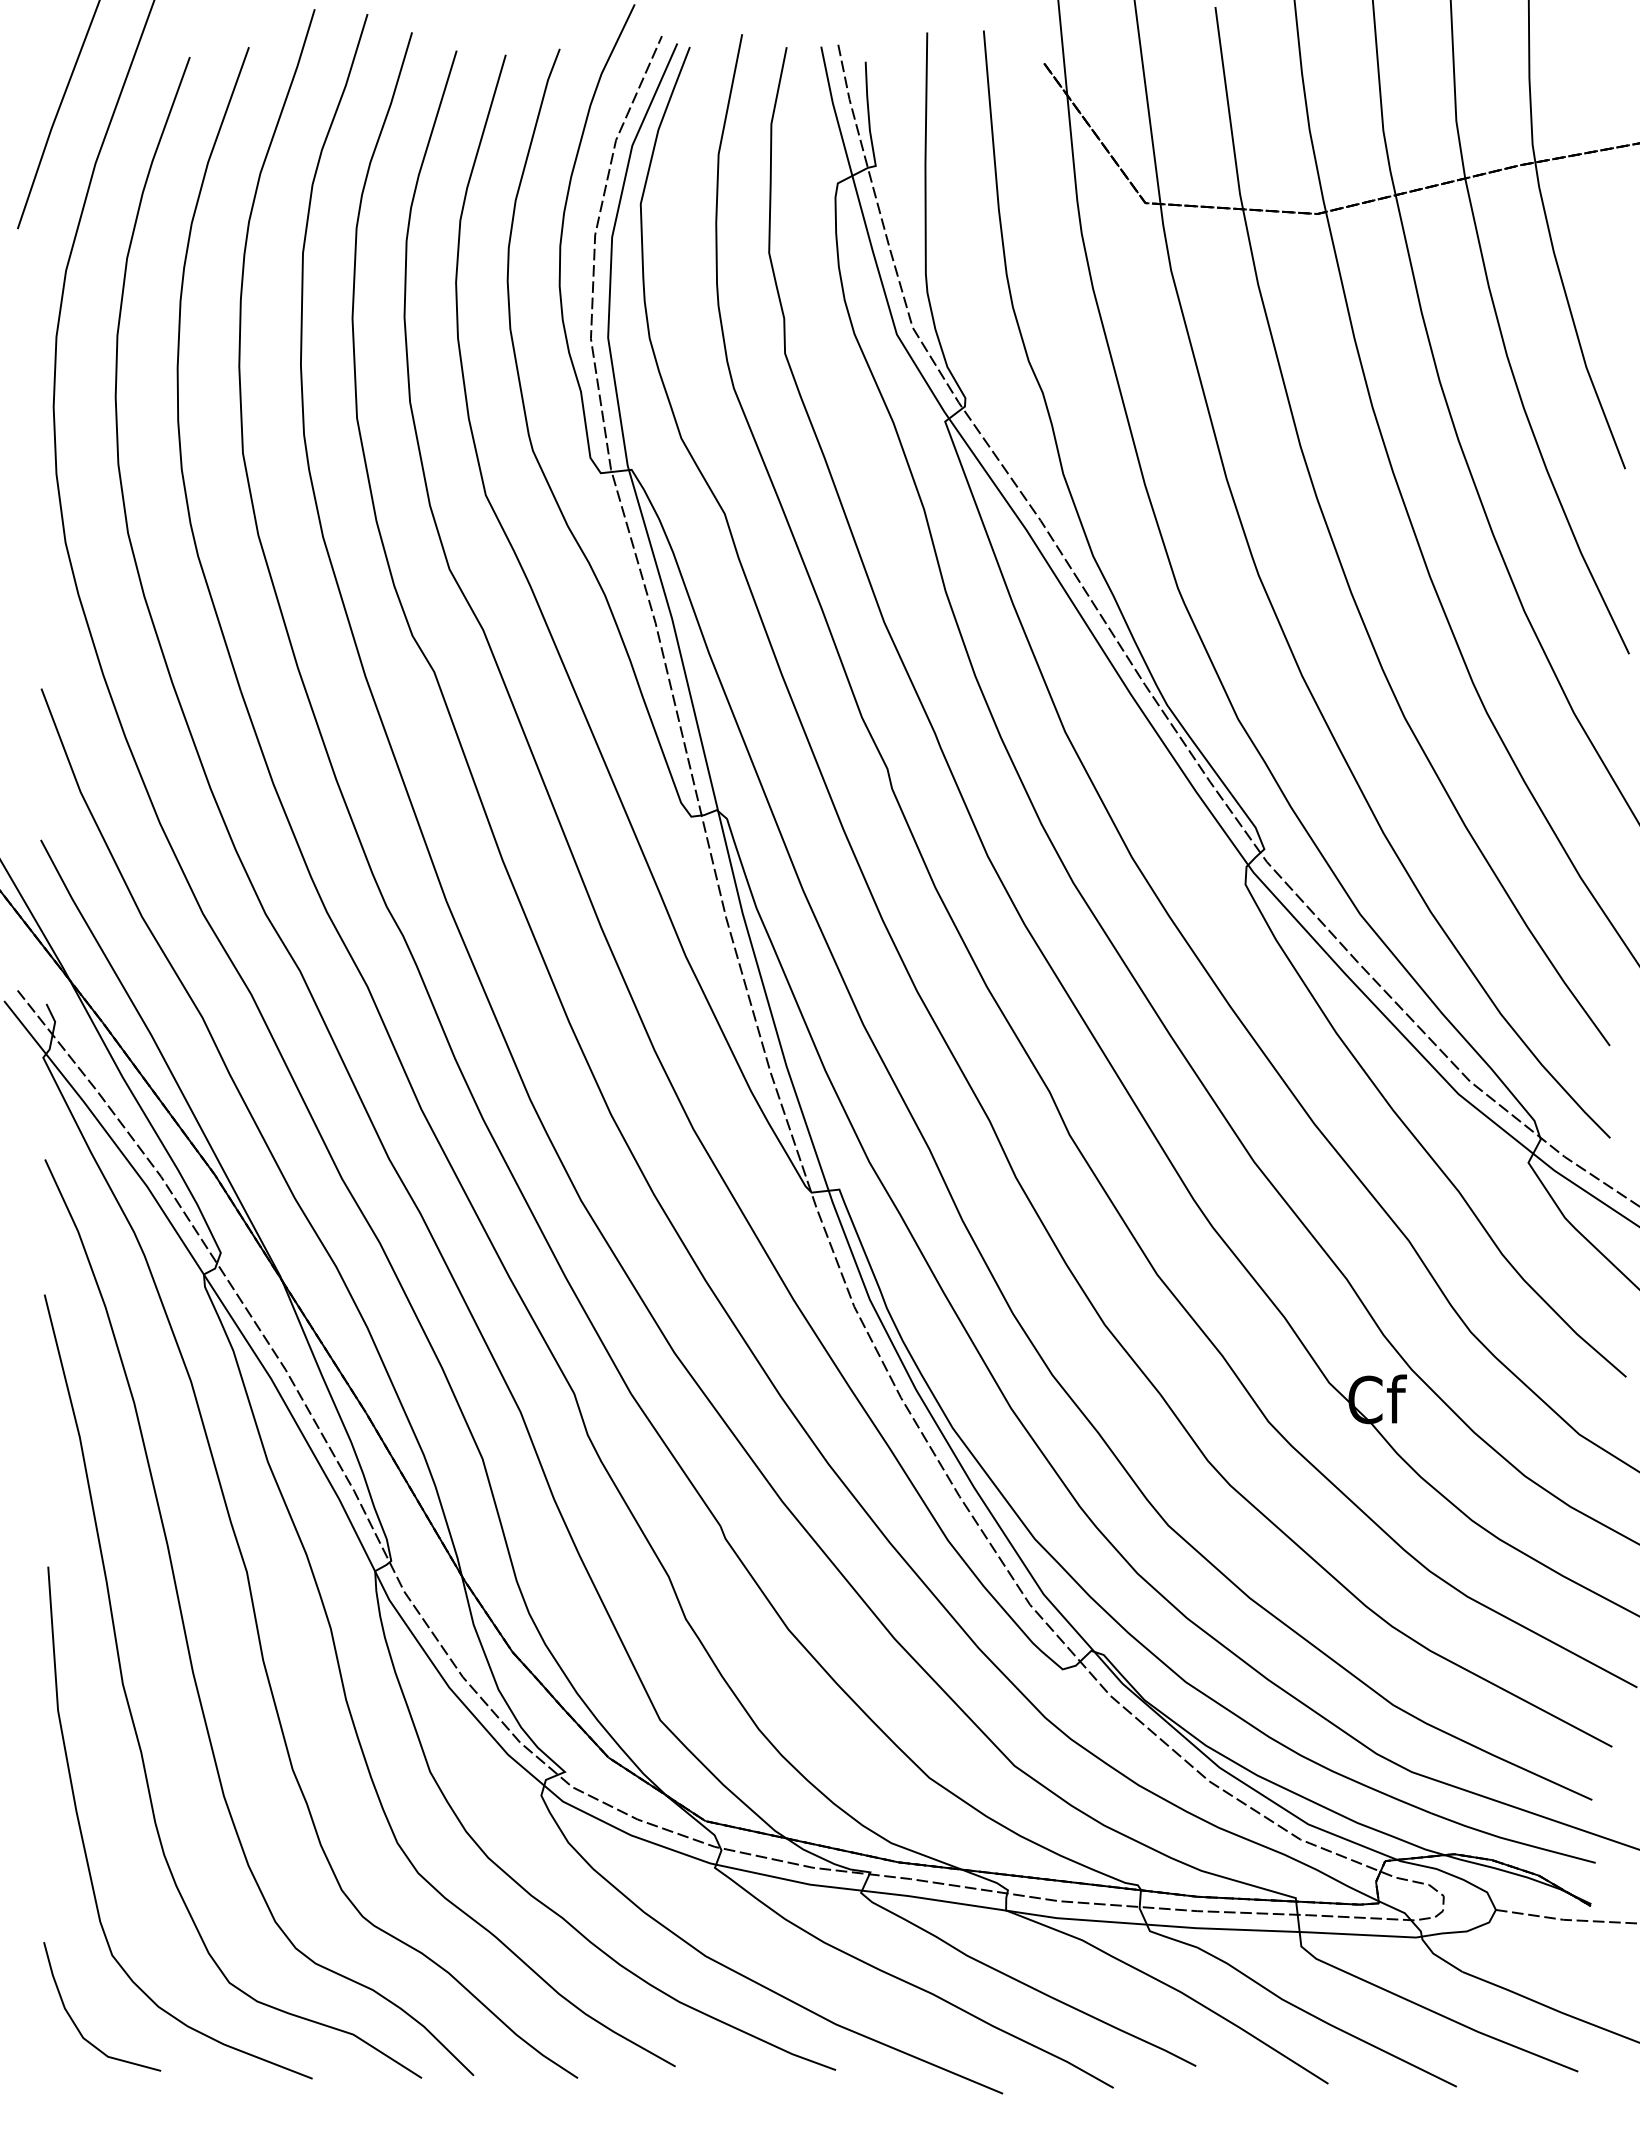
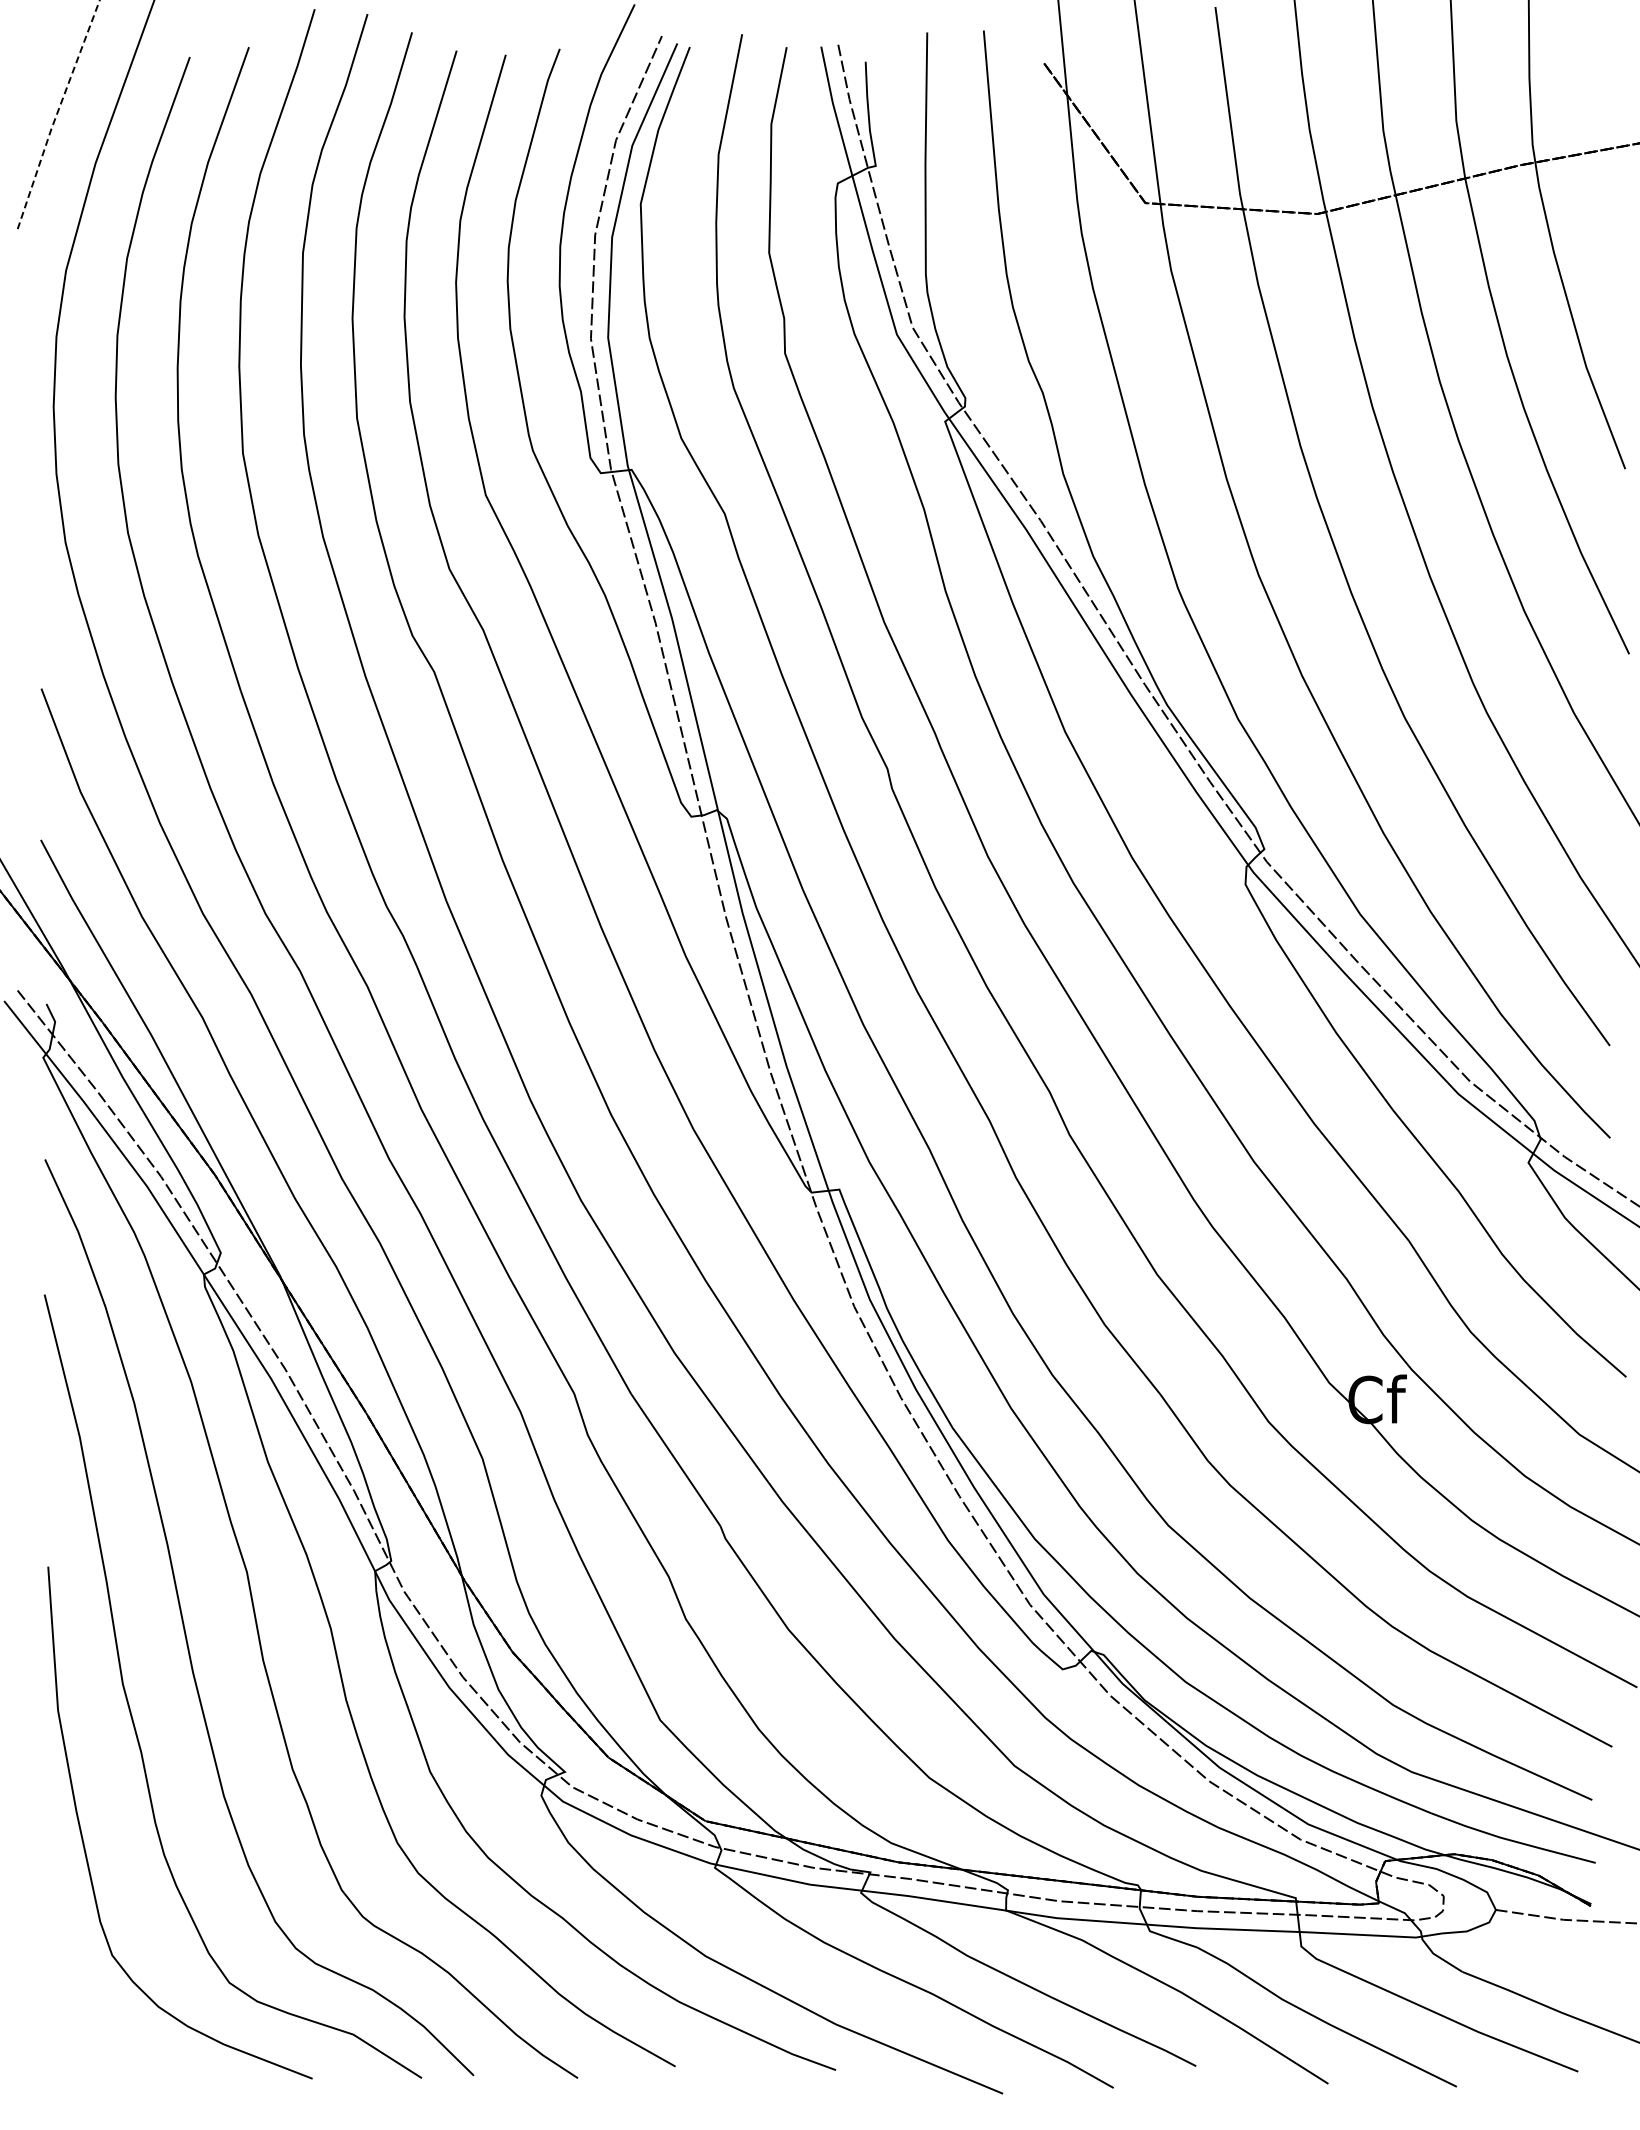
line: solid -> dashed (57, 114)
curve: present -> none (74, 2021)
